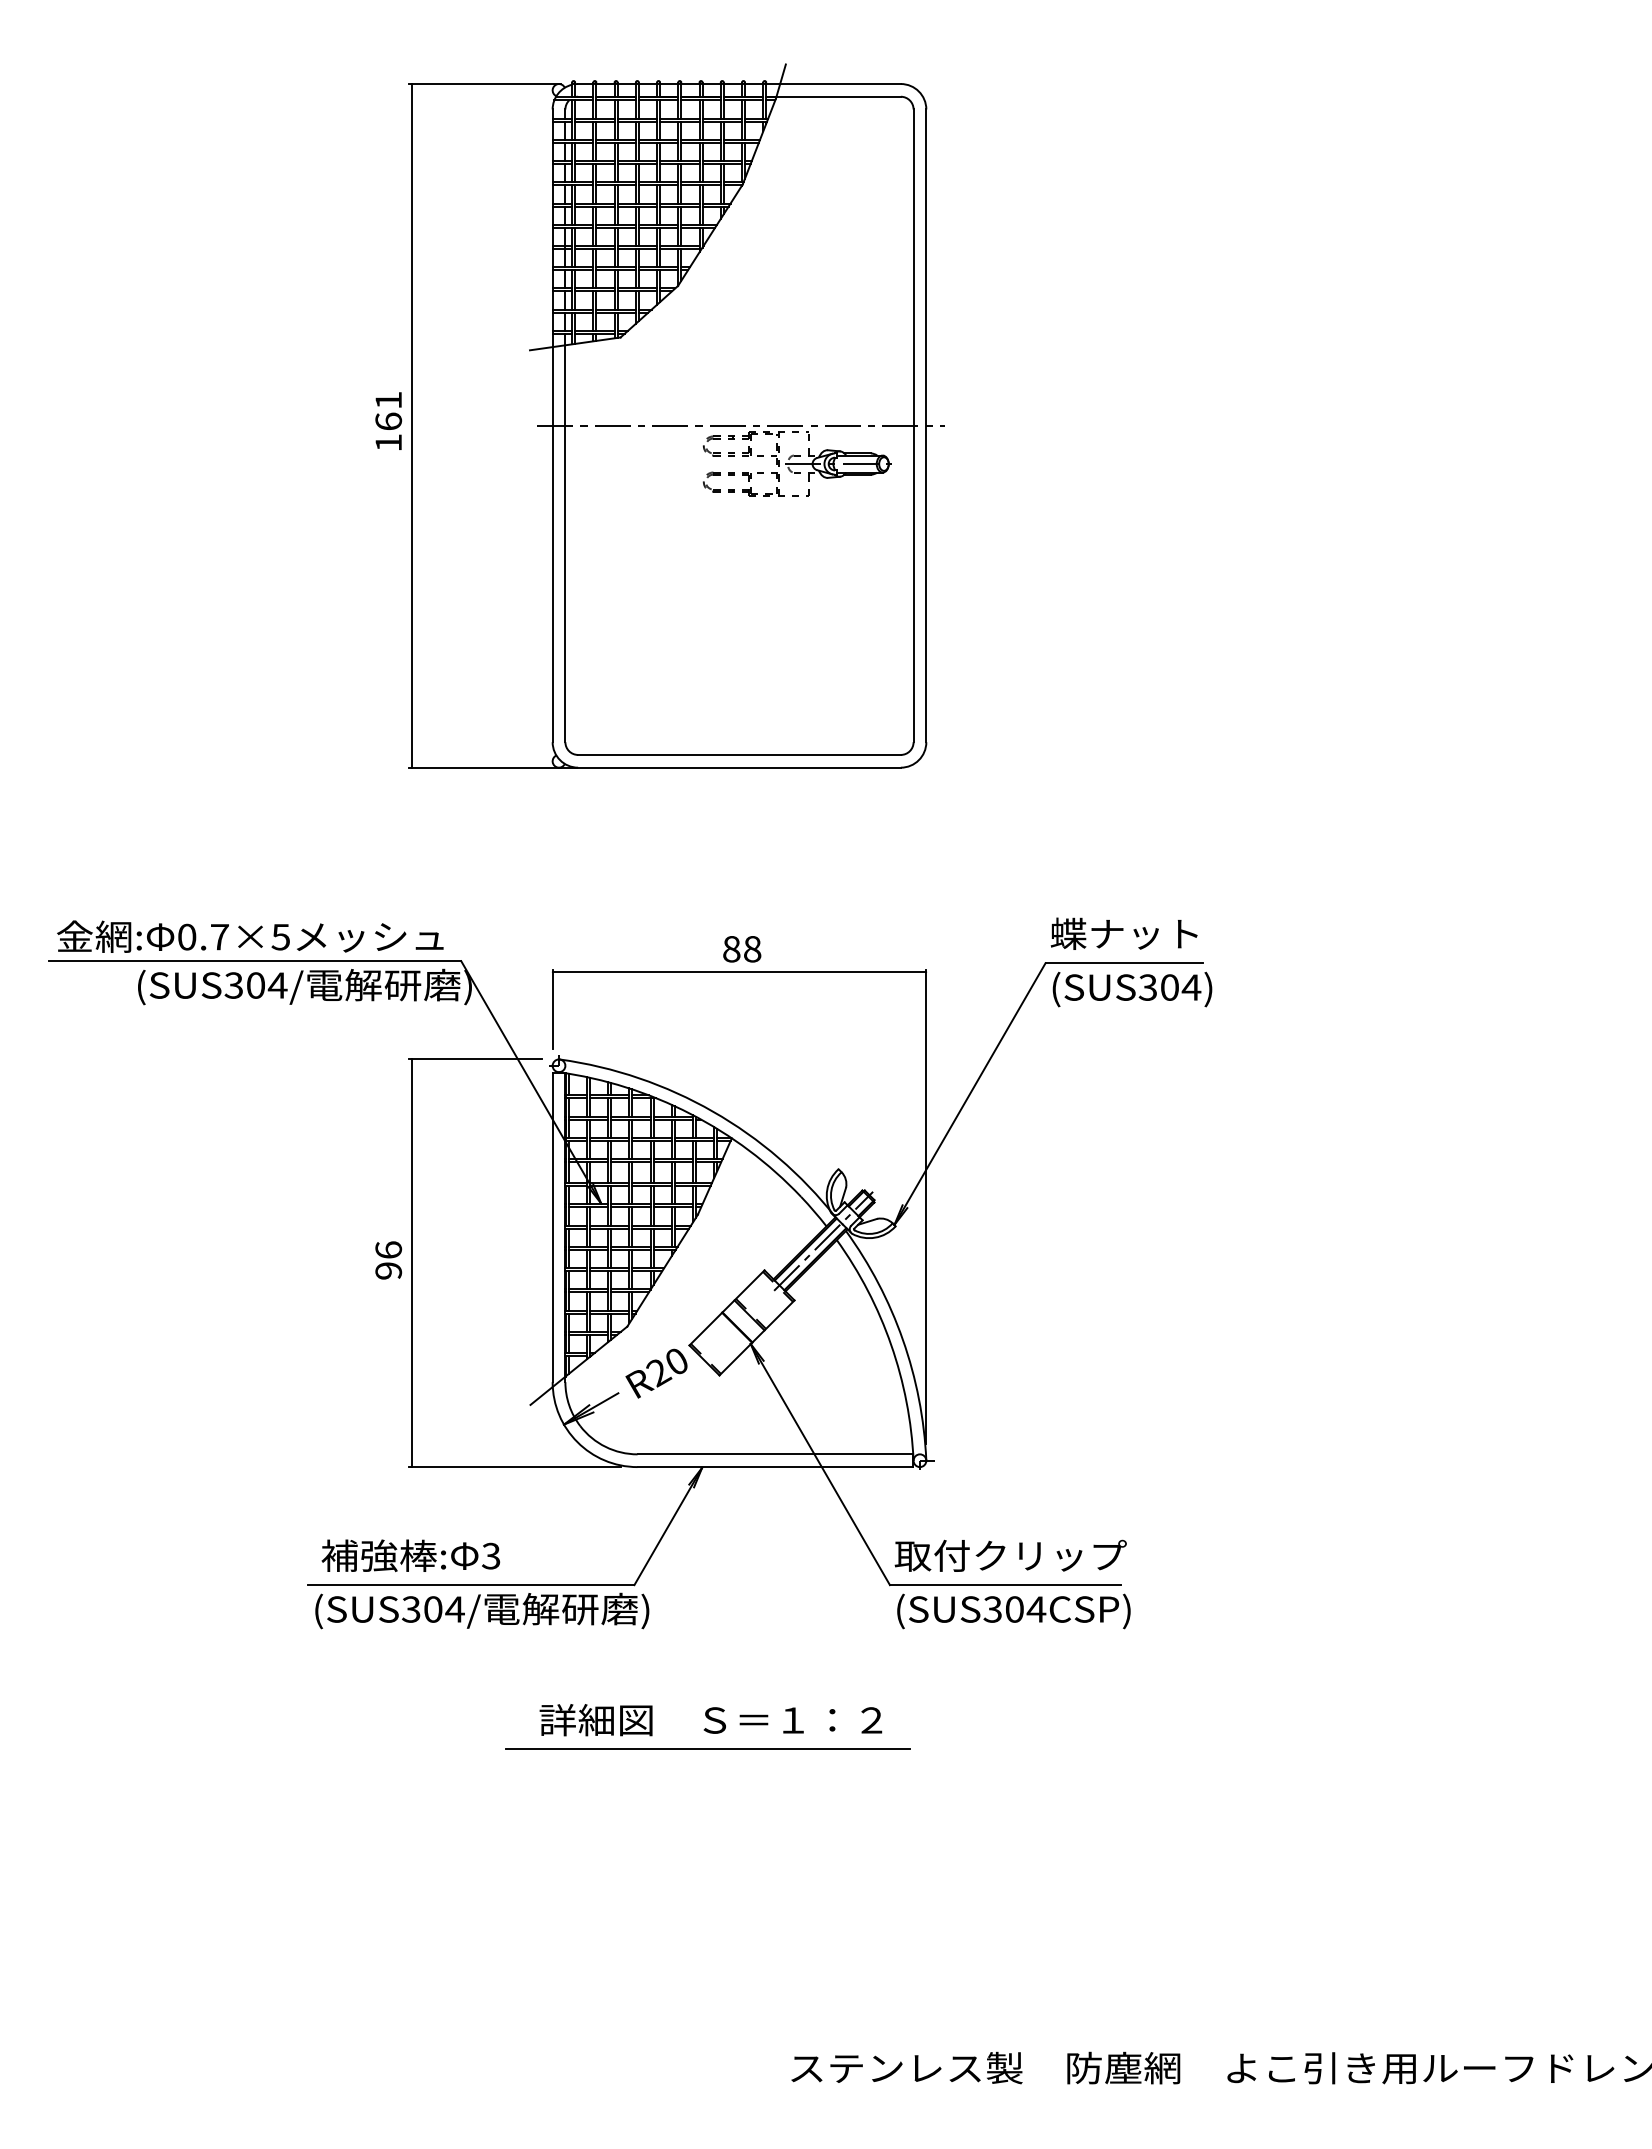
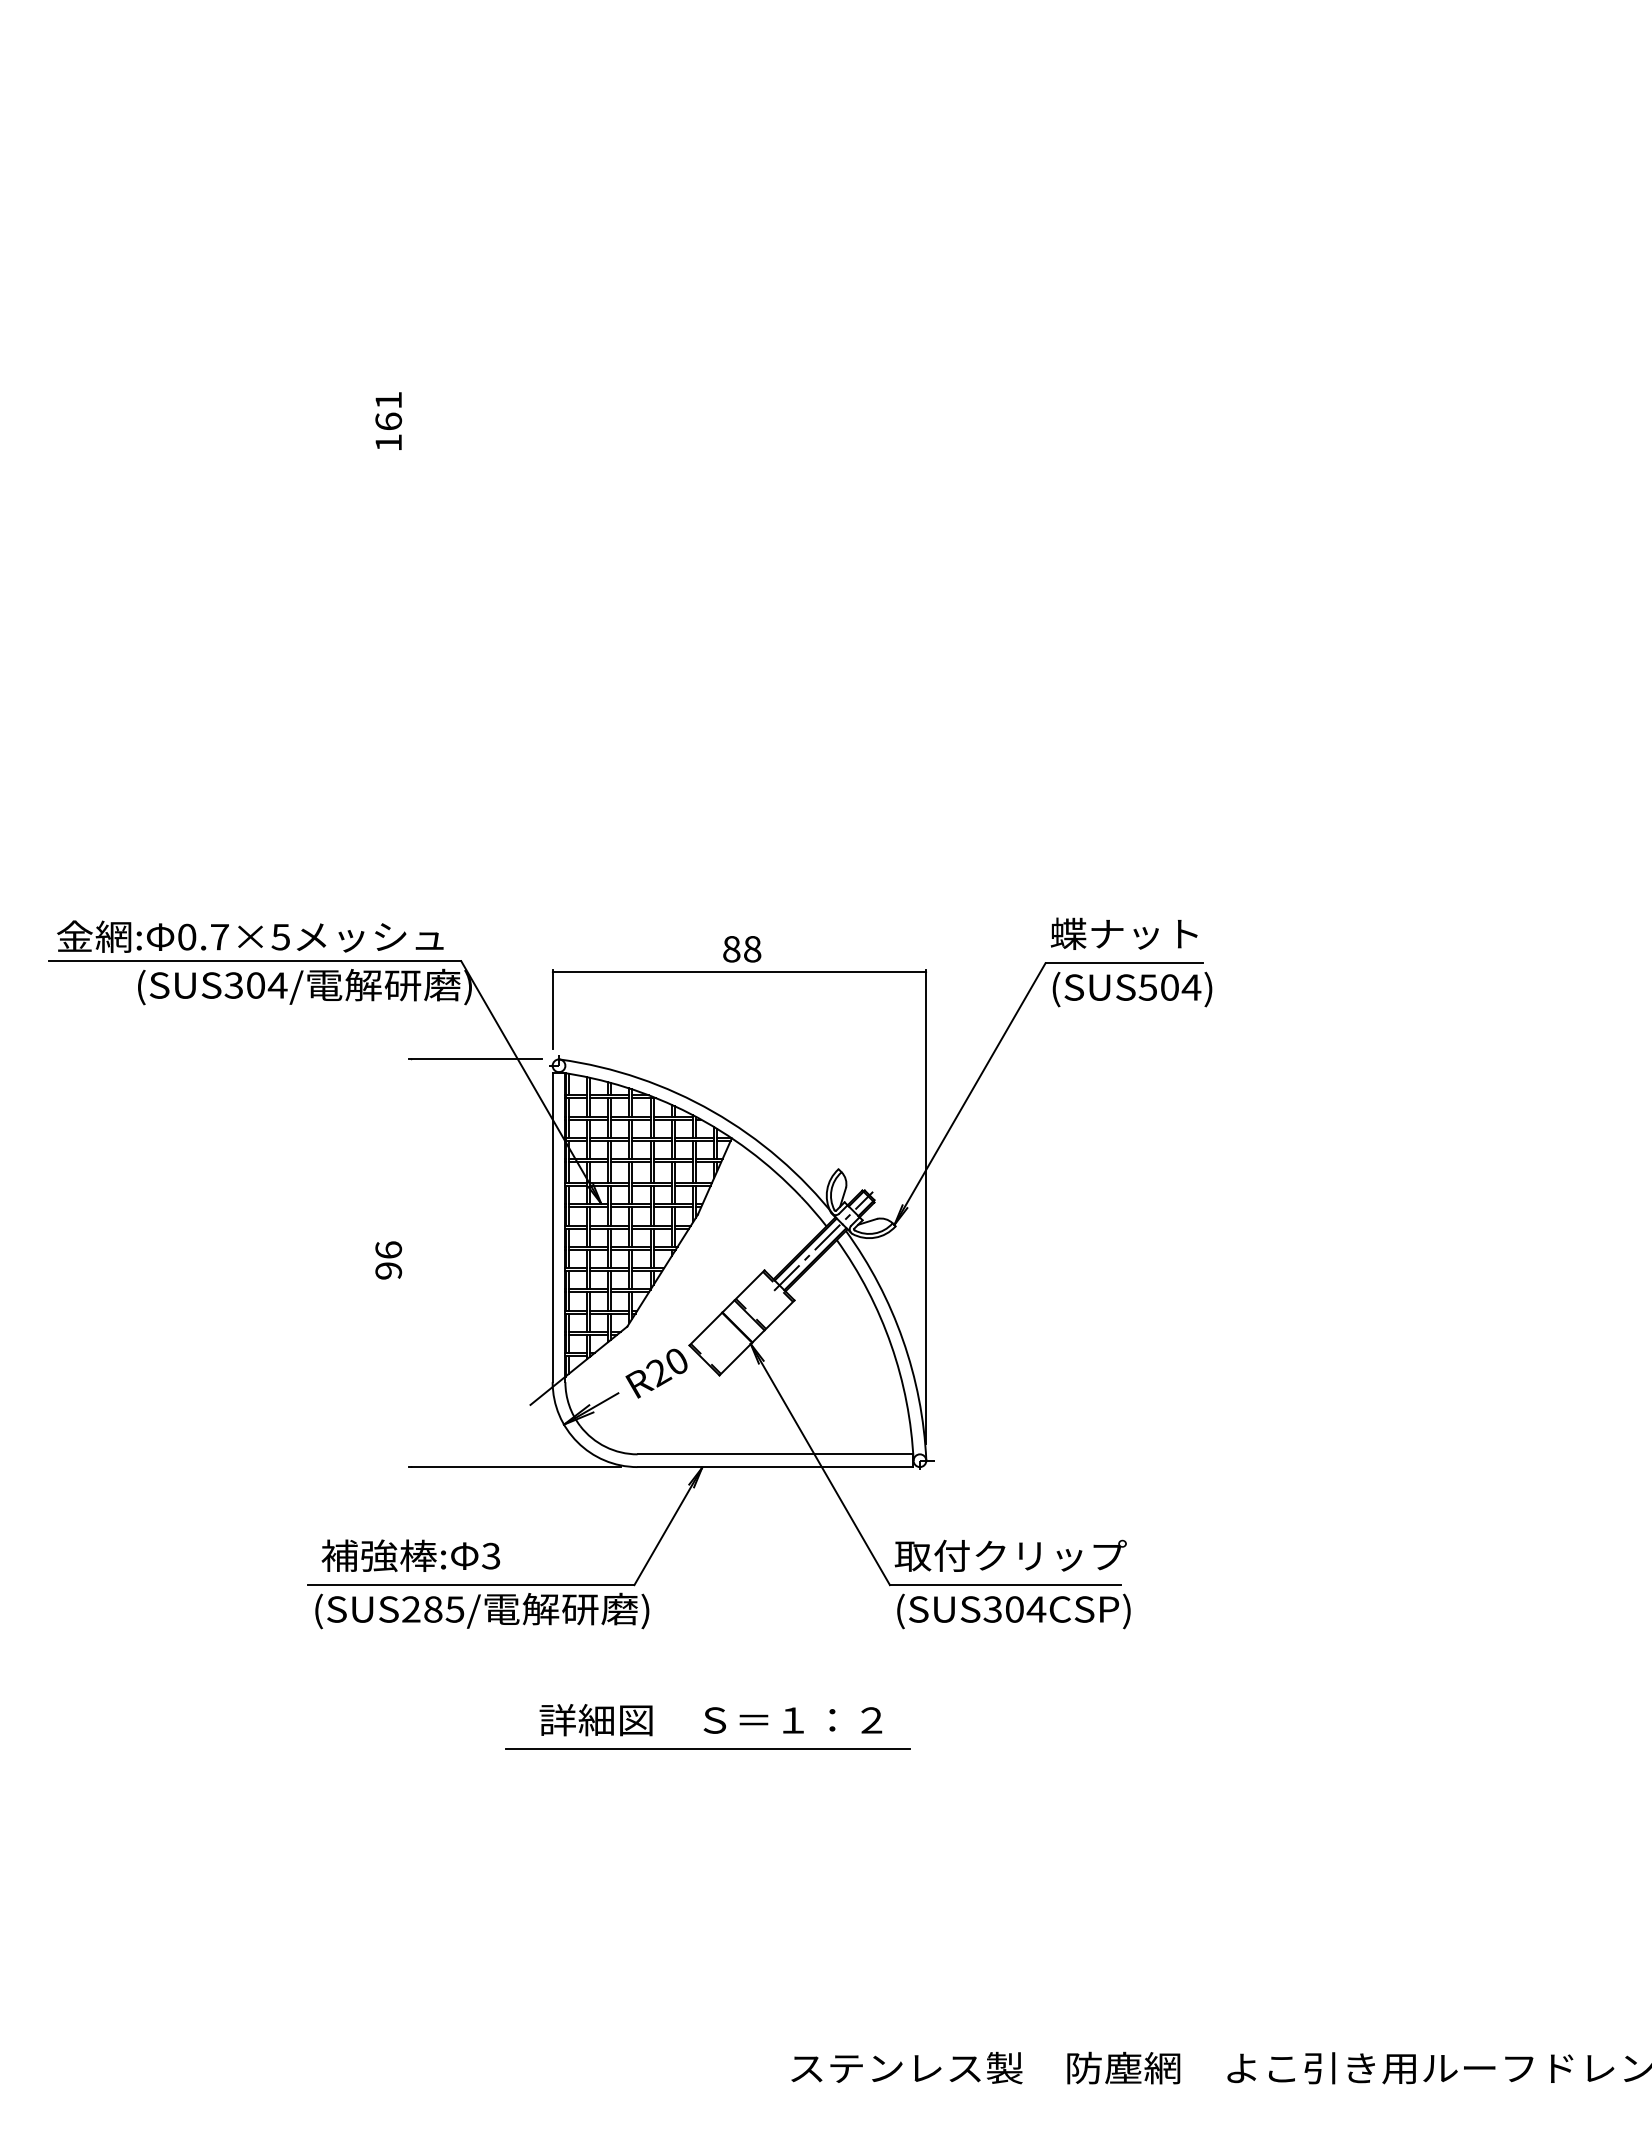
part: present -> none (676, 415)
text: (SUS304) -> (SUS504) (1147, 987)
line: present -> none (411, 1263)
text: (SUS304/ -> (SUS285/ (432, 1609)
